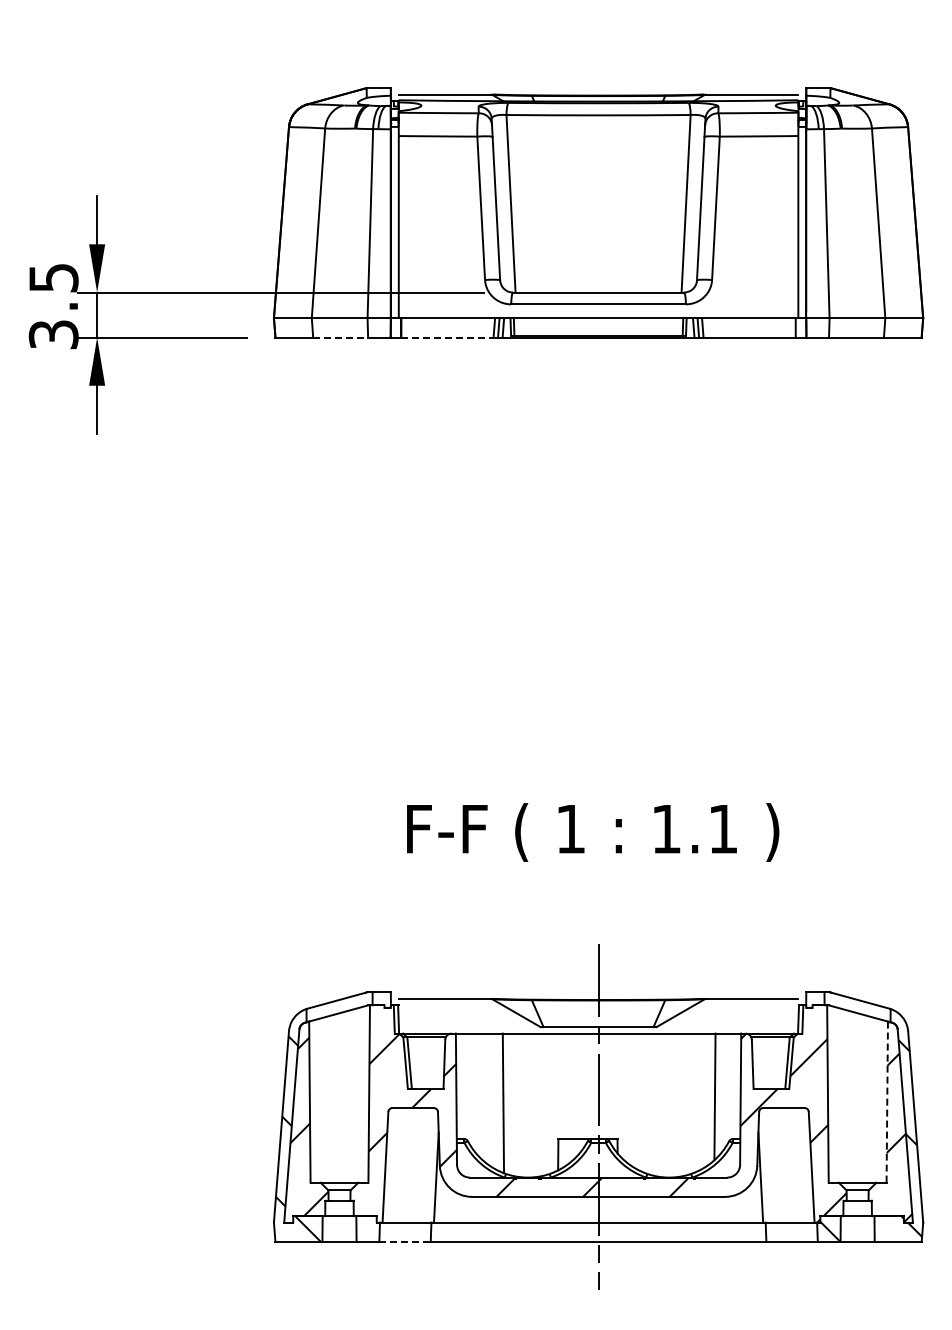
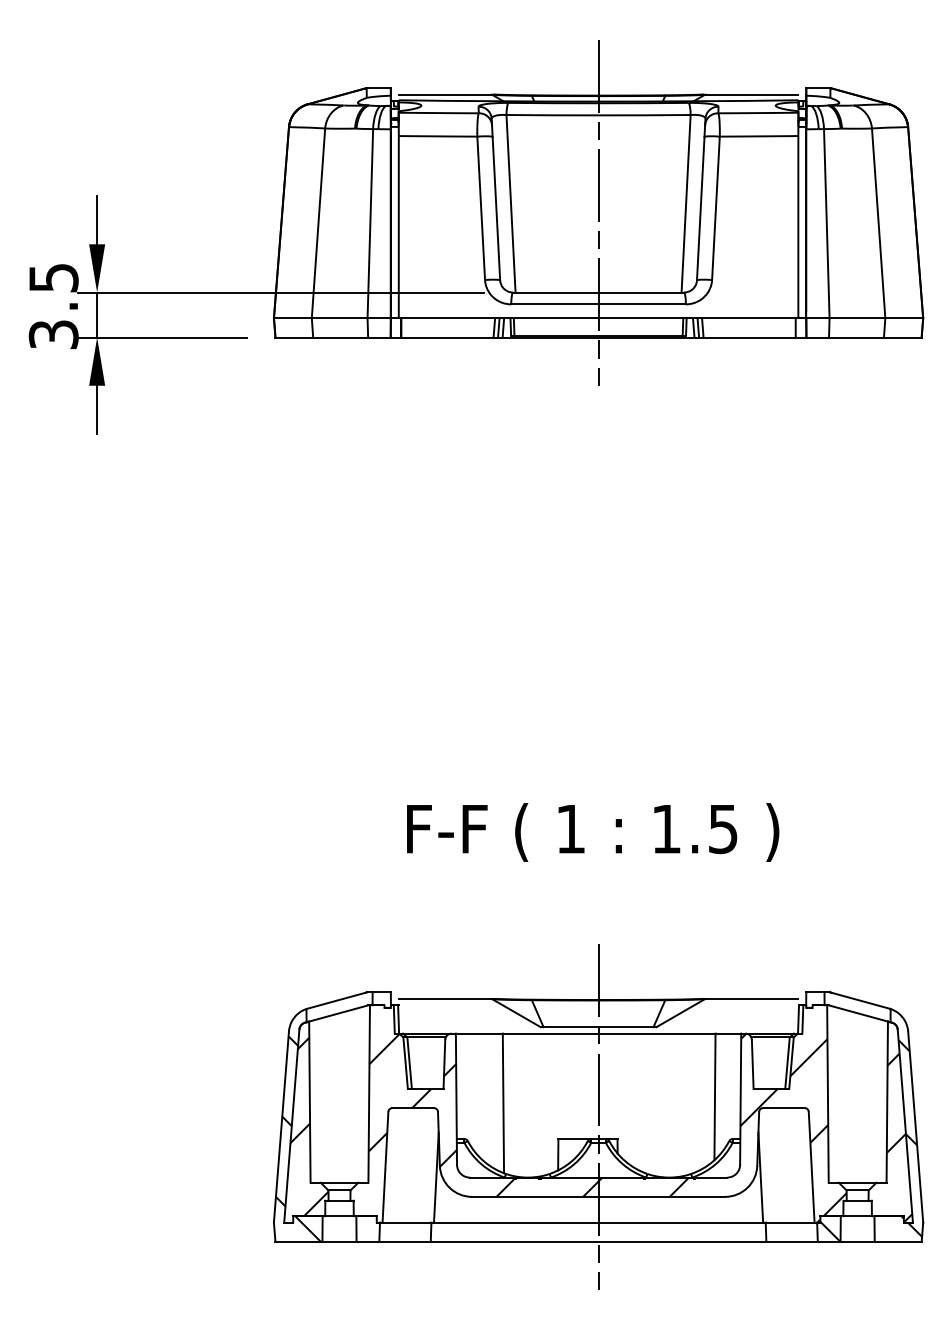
line: none -> present (598, 212)
line: dashed -> solid (341, 337)
line: dashed -> solid (447, 337)
text: 1.1 -> 1.5 (723, 829)
line: dashed -> solid (887, 1102)
line: dashed -> solid (405, 1241)
